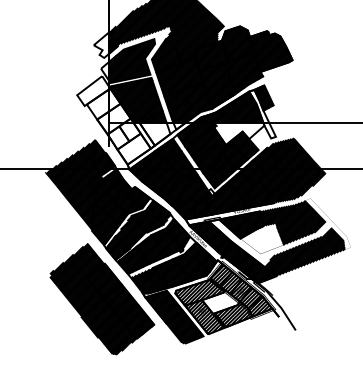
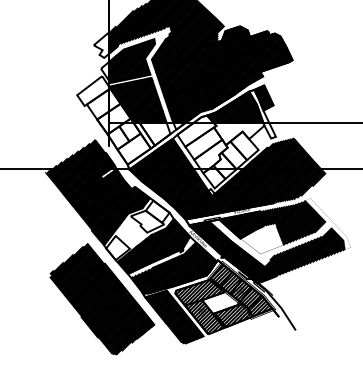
hatch: present -> none (217, 151)
hatch: present -> none (138, 229)
